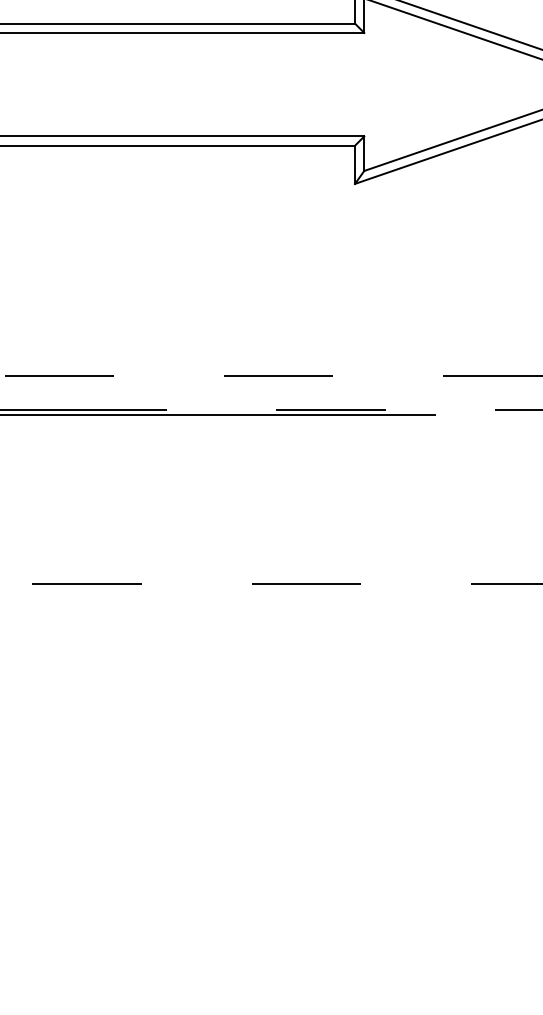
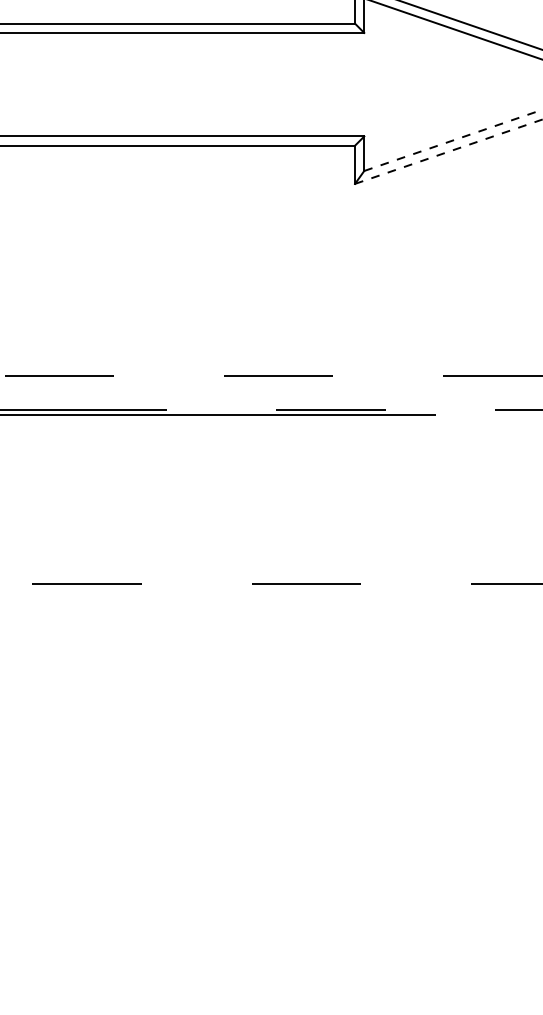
line: solid -> dashed (453, 140)
line: solid -> dashed (449, 151)
